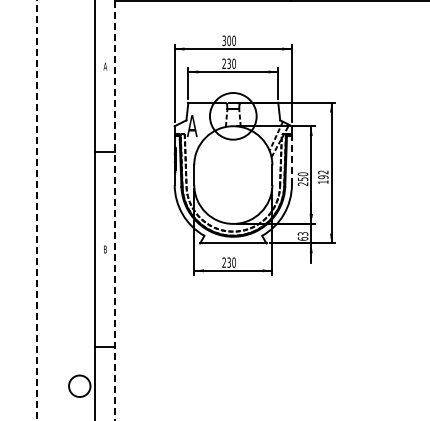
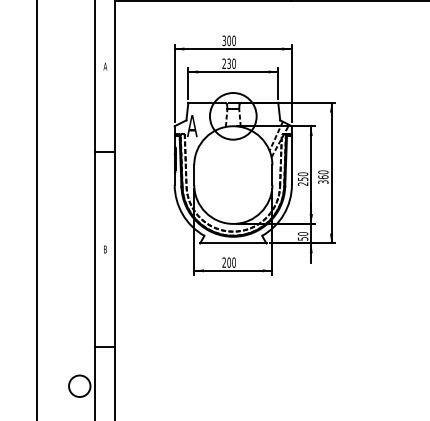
line: dashed -> solid (291, 160)
text: 192 -> 360 (323, 176)
line: dashed -> solid (36, 210)
line: dashed -> solid (114, 211)
text: 63 -> 50 (302, 236)
text: 230 -> 200 (229, 262)
